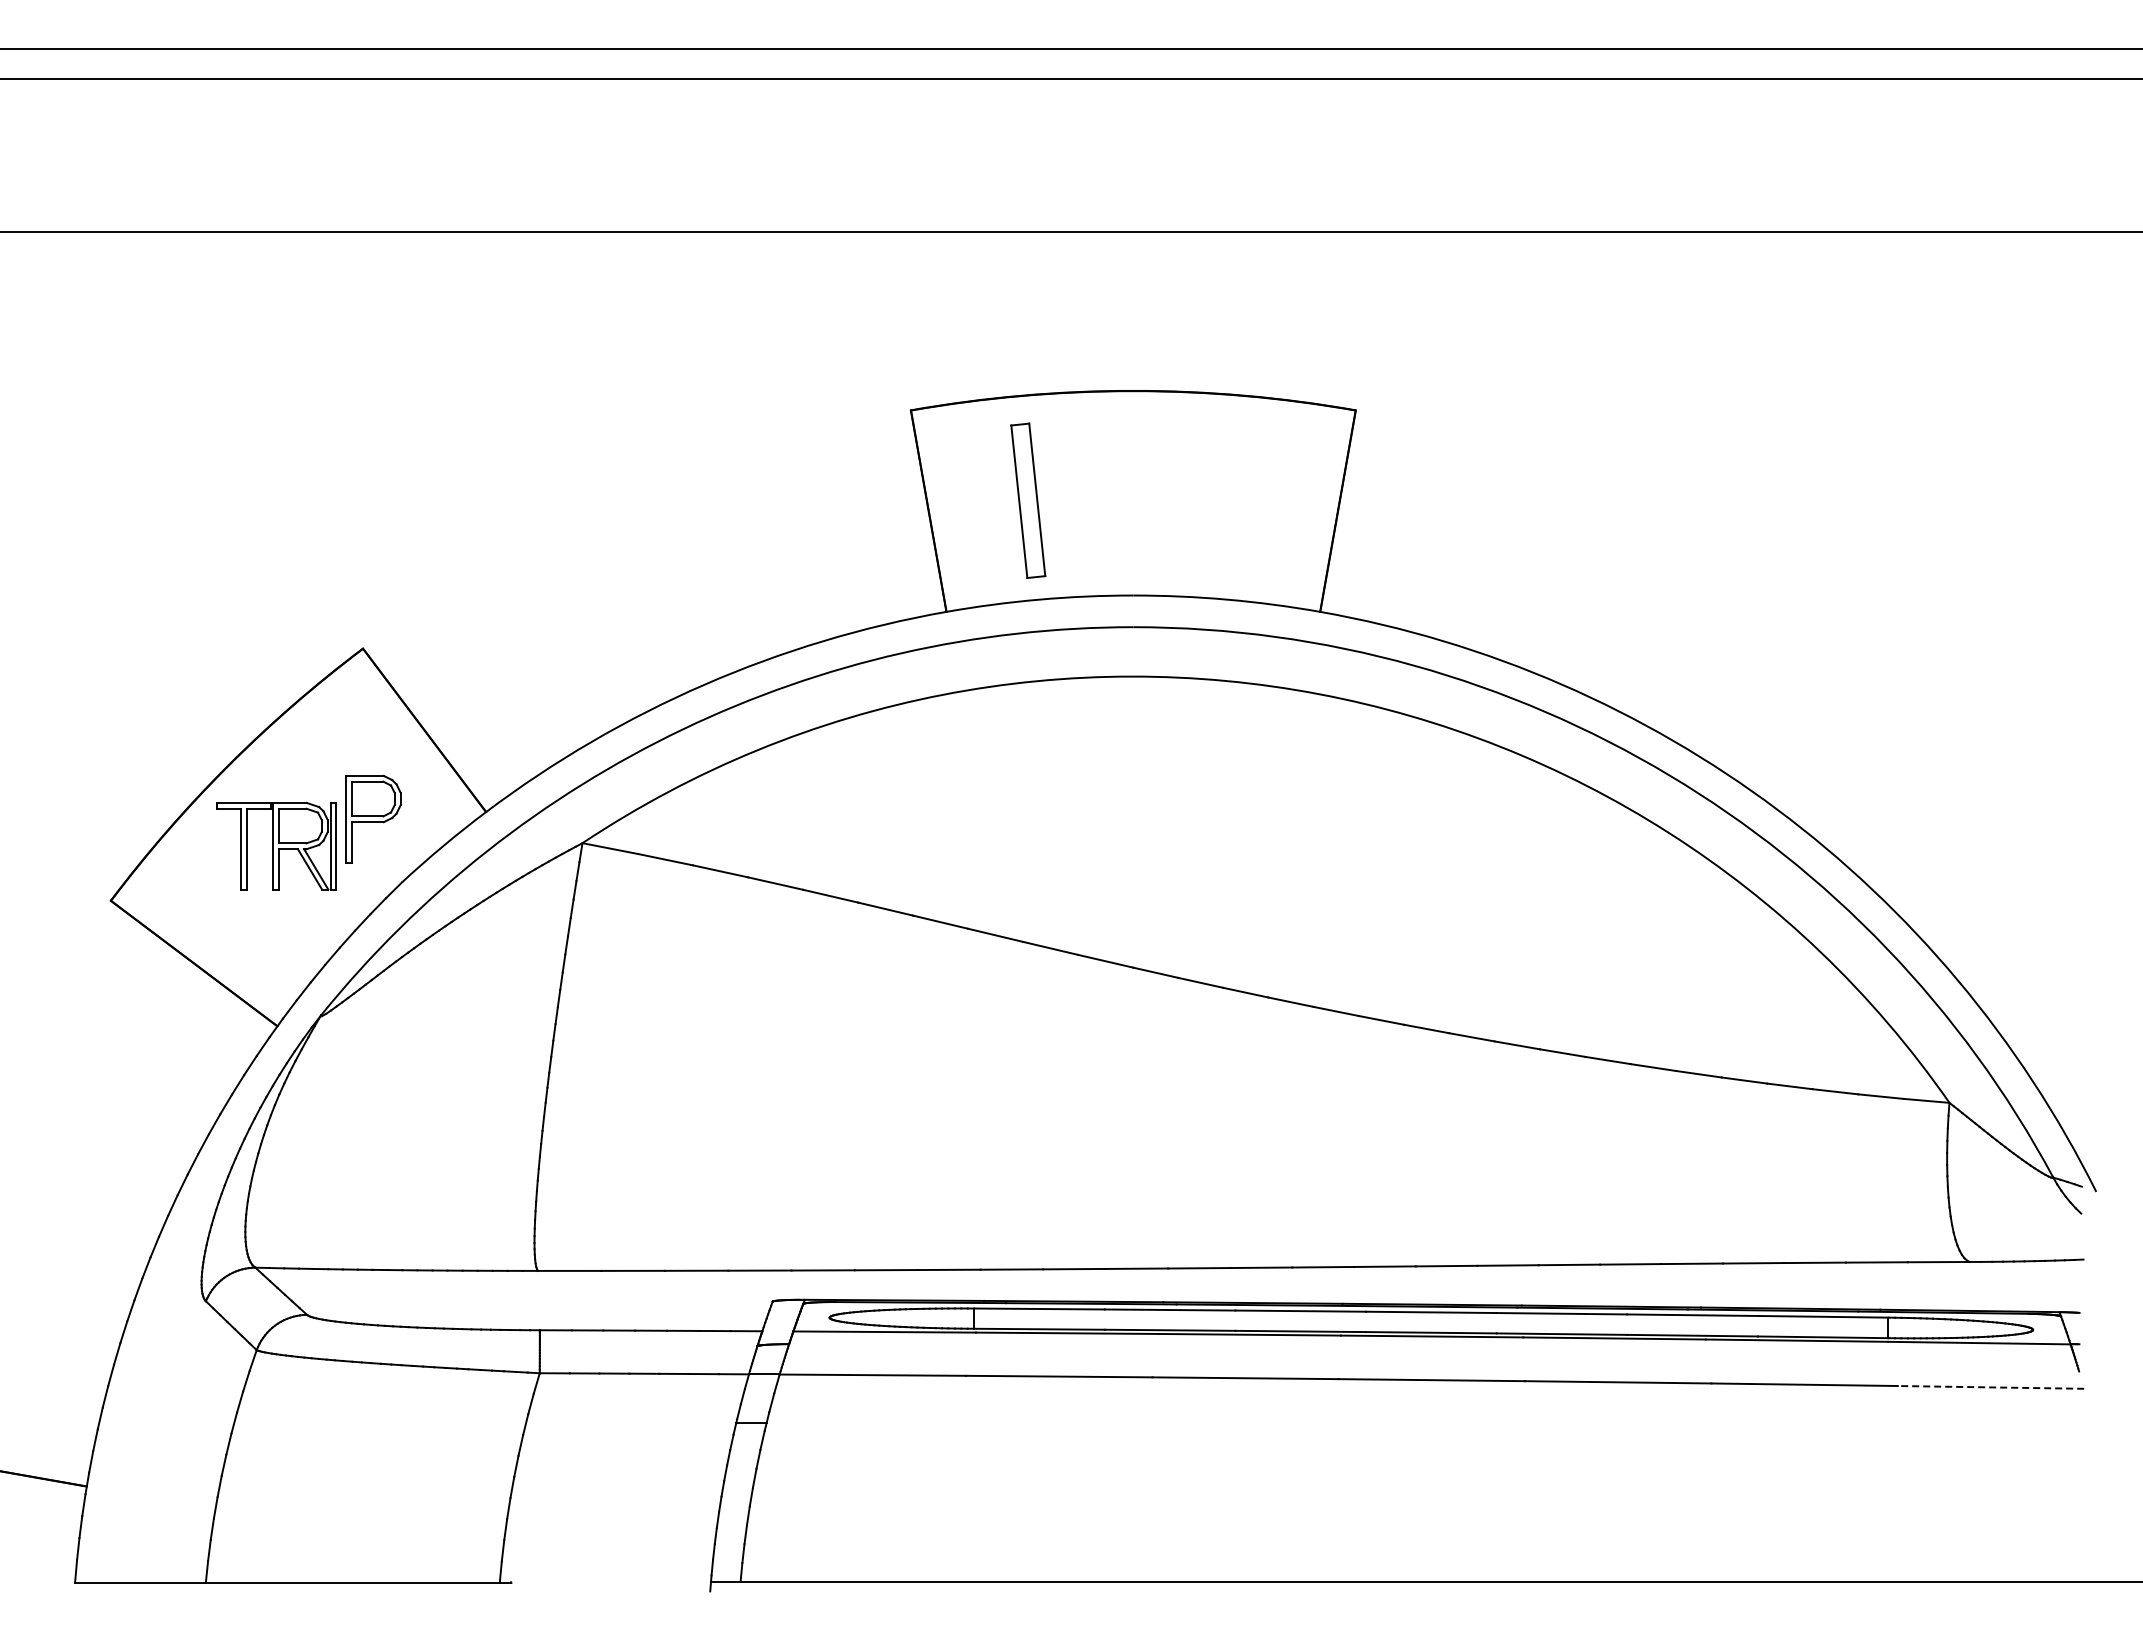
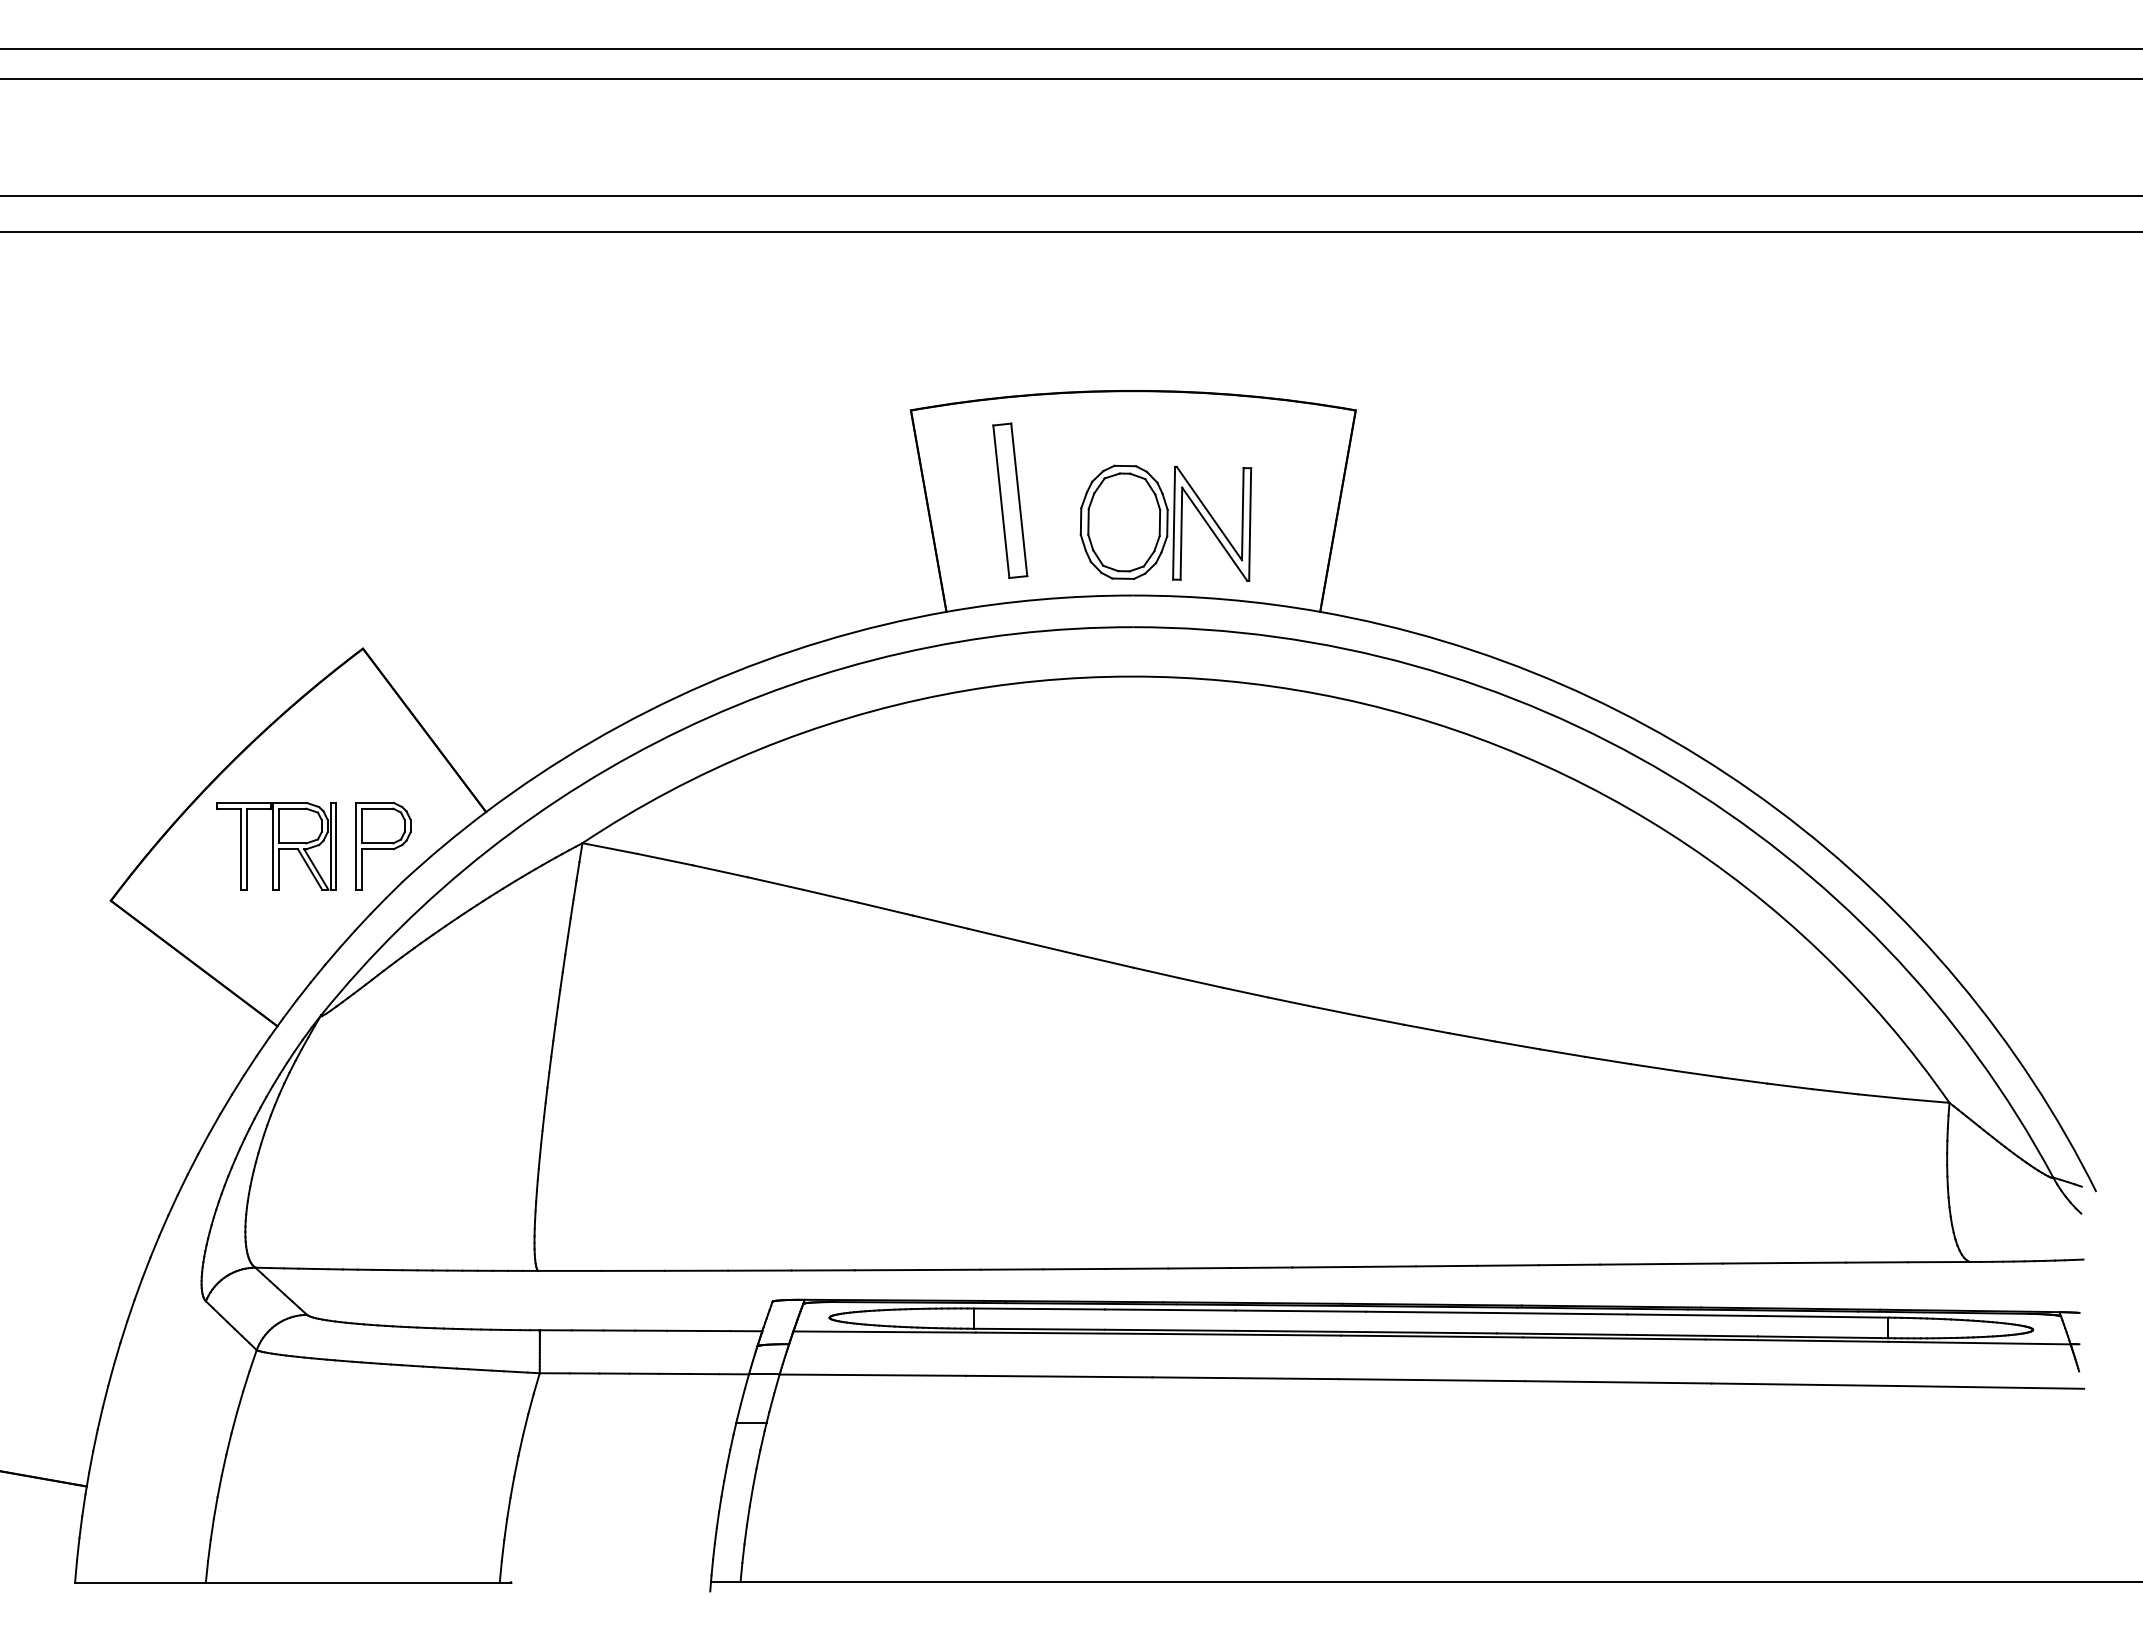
line: none -> present (1070, 196)
part position: (1028, 500) -> (1010, 500) (1010, 500)
part: none -> present (1165, 522)
part position: (373, 818) -> (383, 845) (383, 845)
line: dashed -> solid (1990, 1387)
